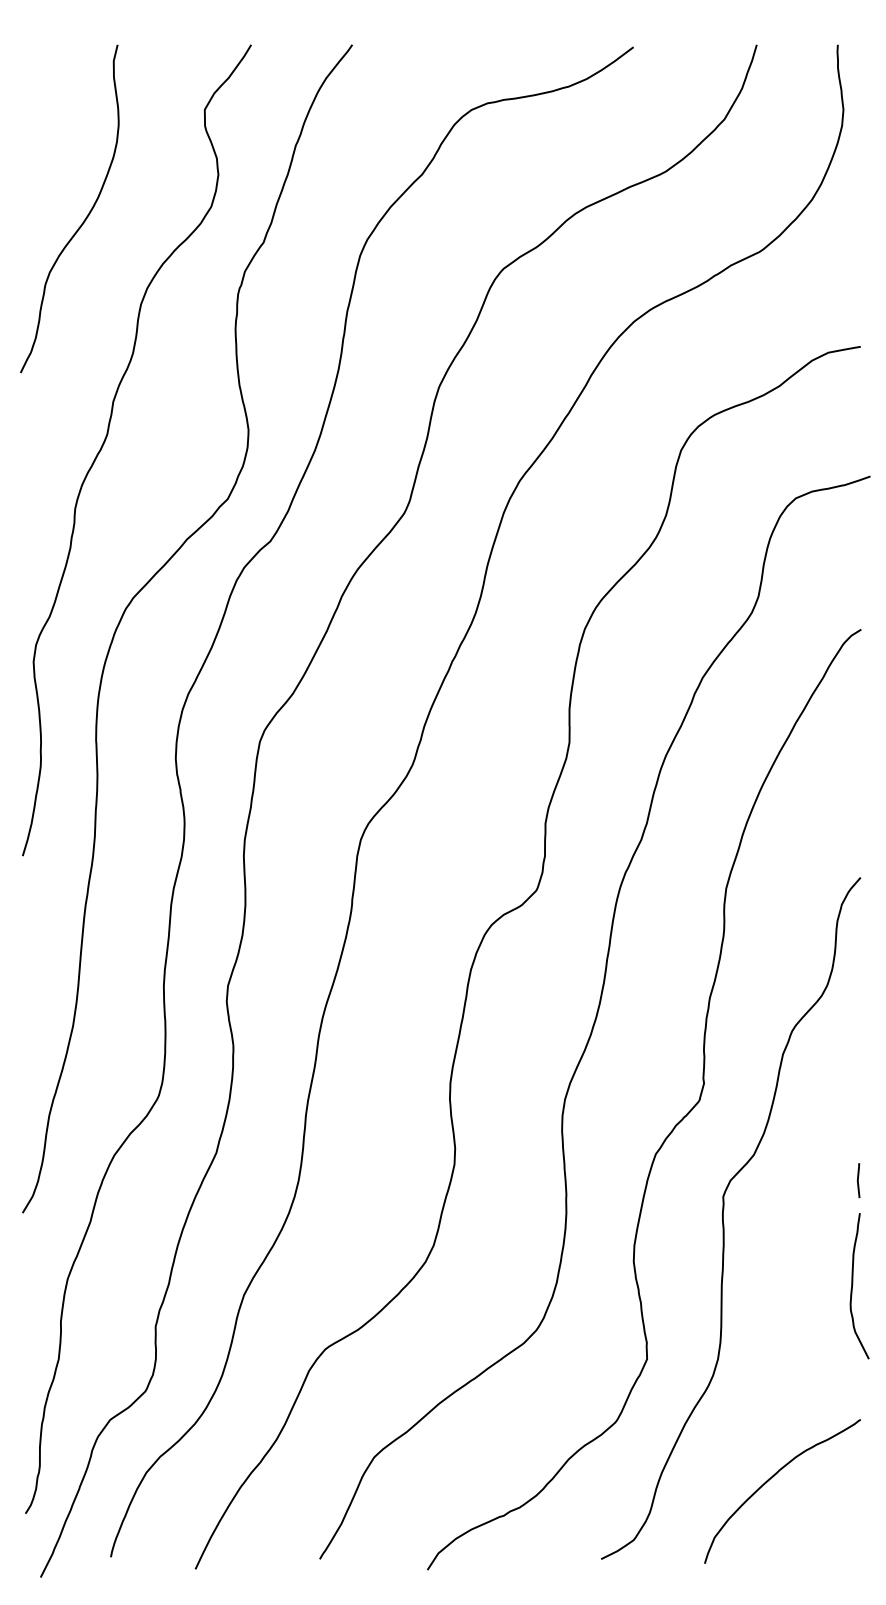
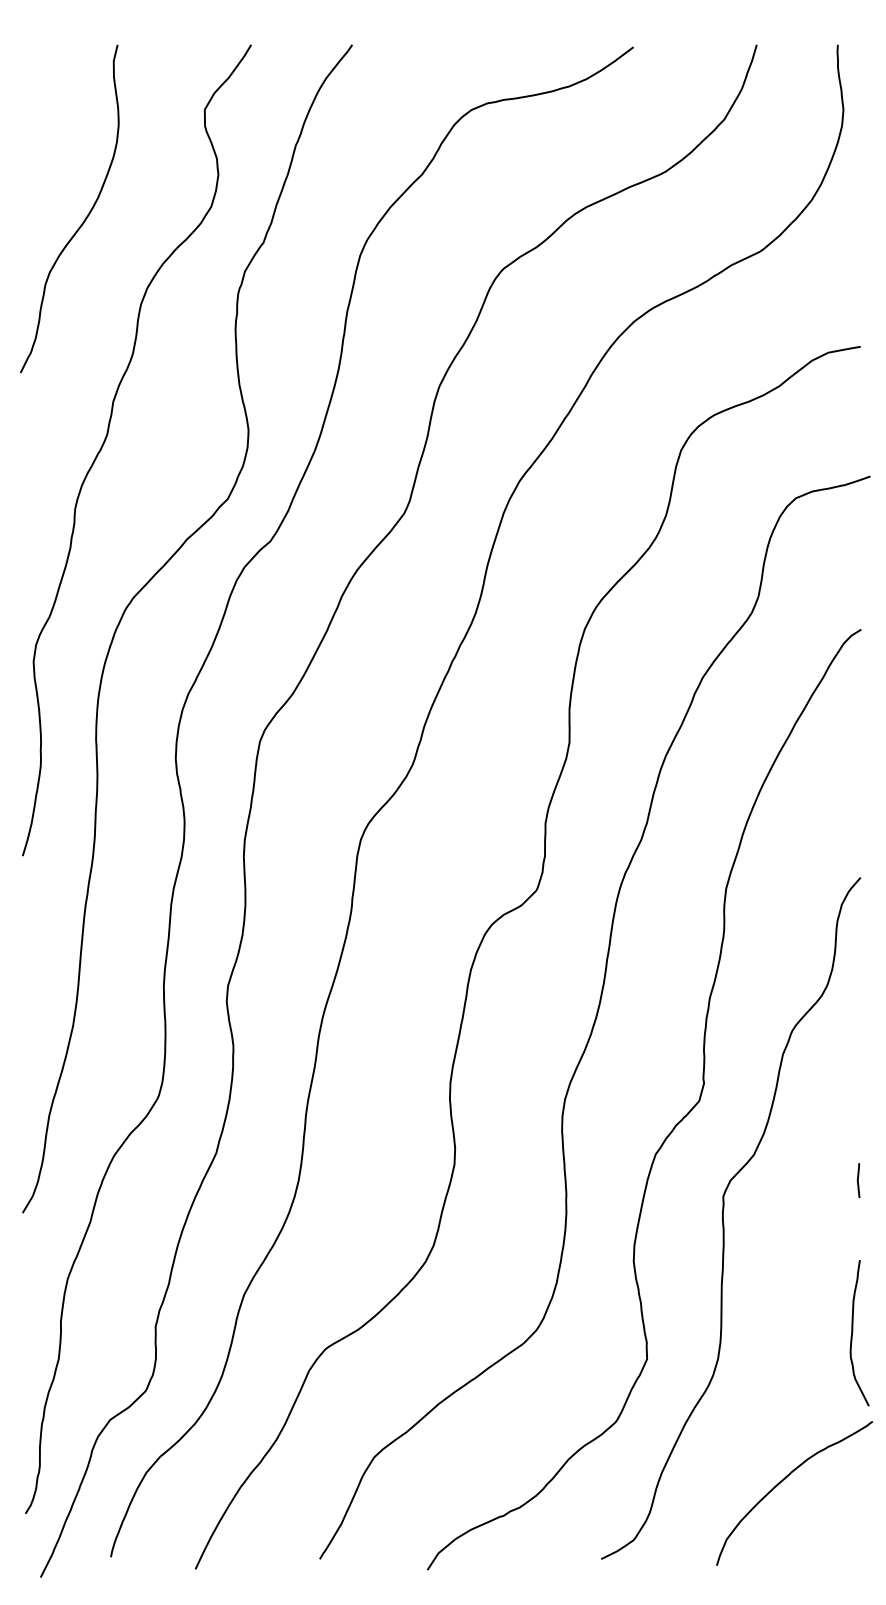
curve position: (853, 1285) -> (853, 1332) (853, 1332)
curve position: (772, 1478) -> (784, 1480) (784, 1480)
